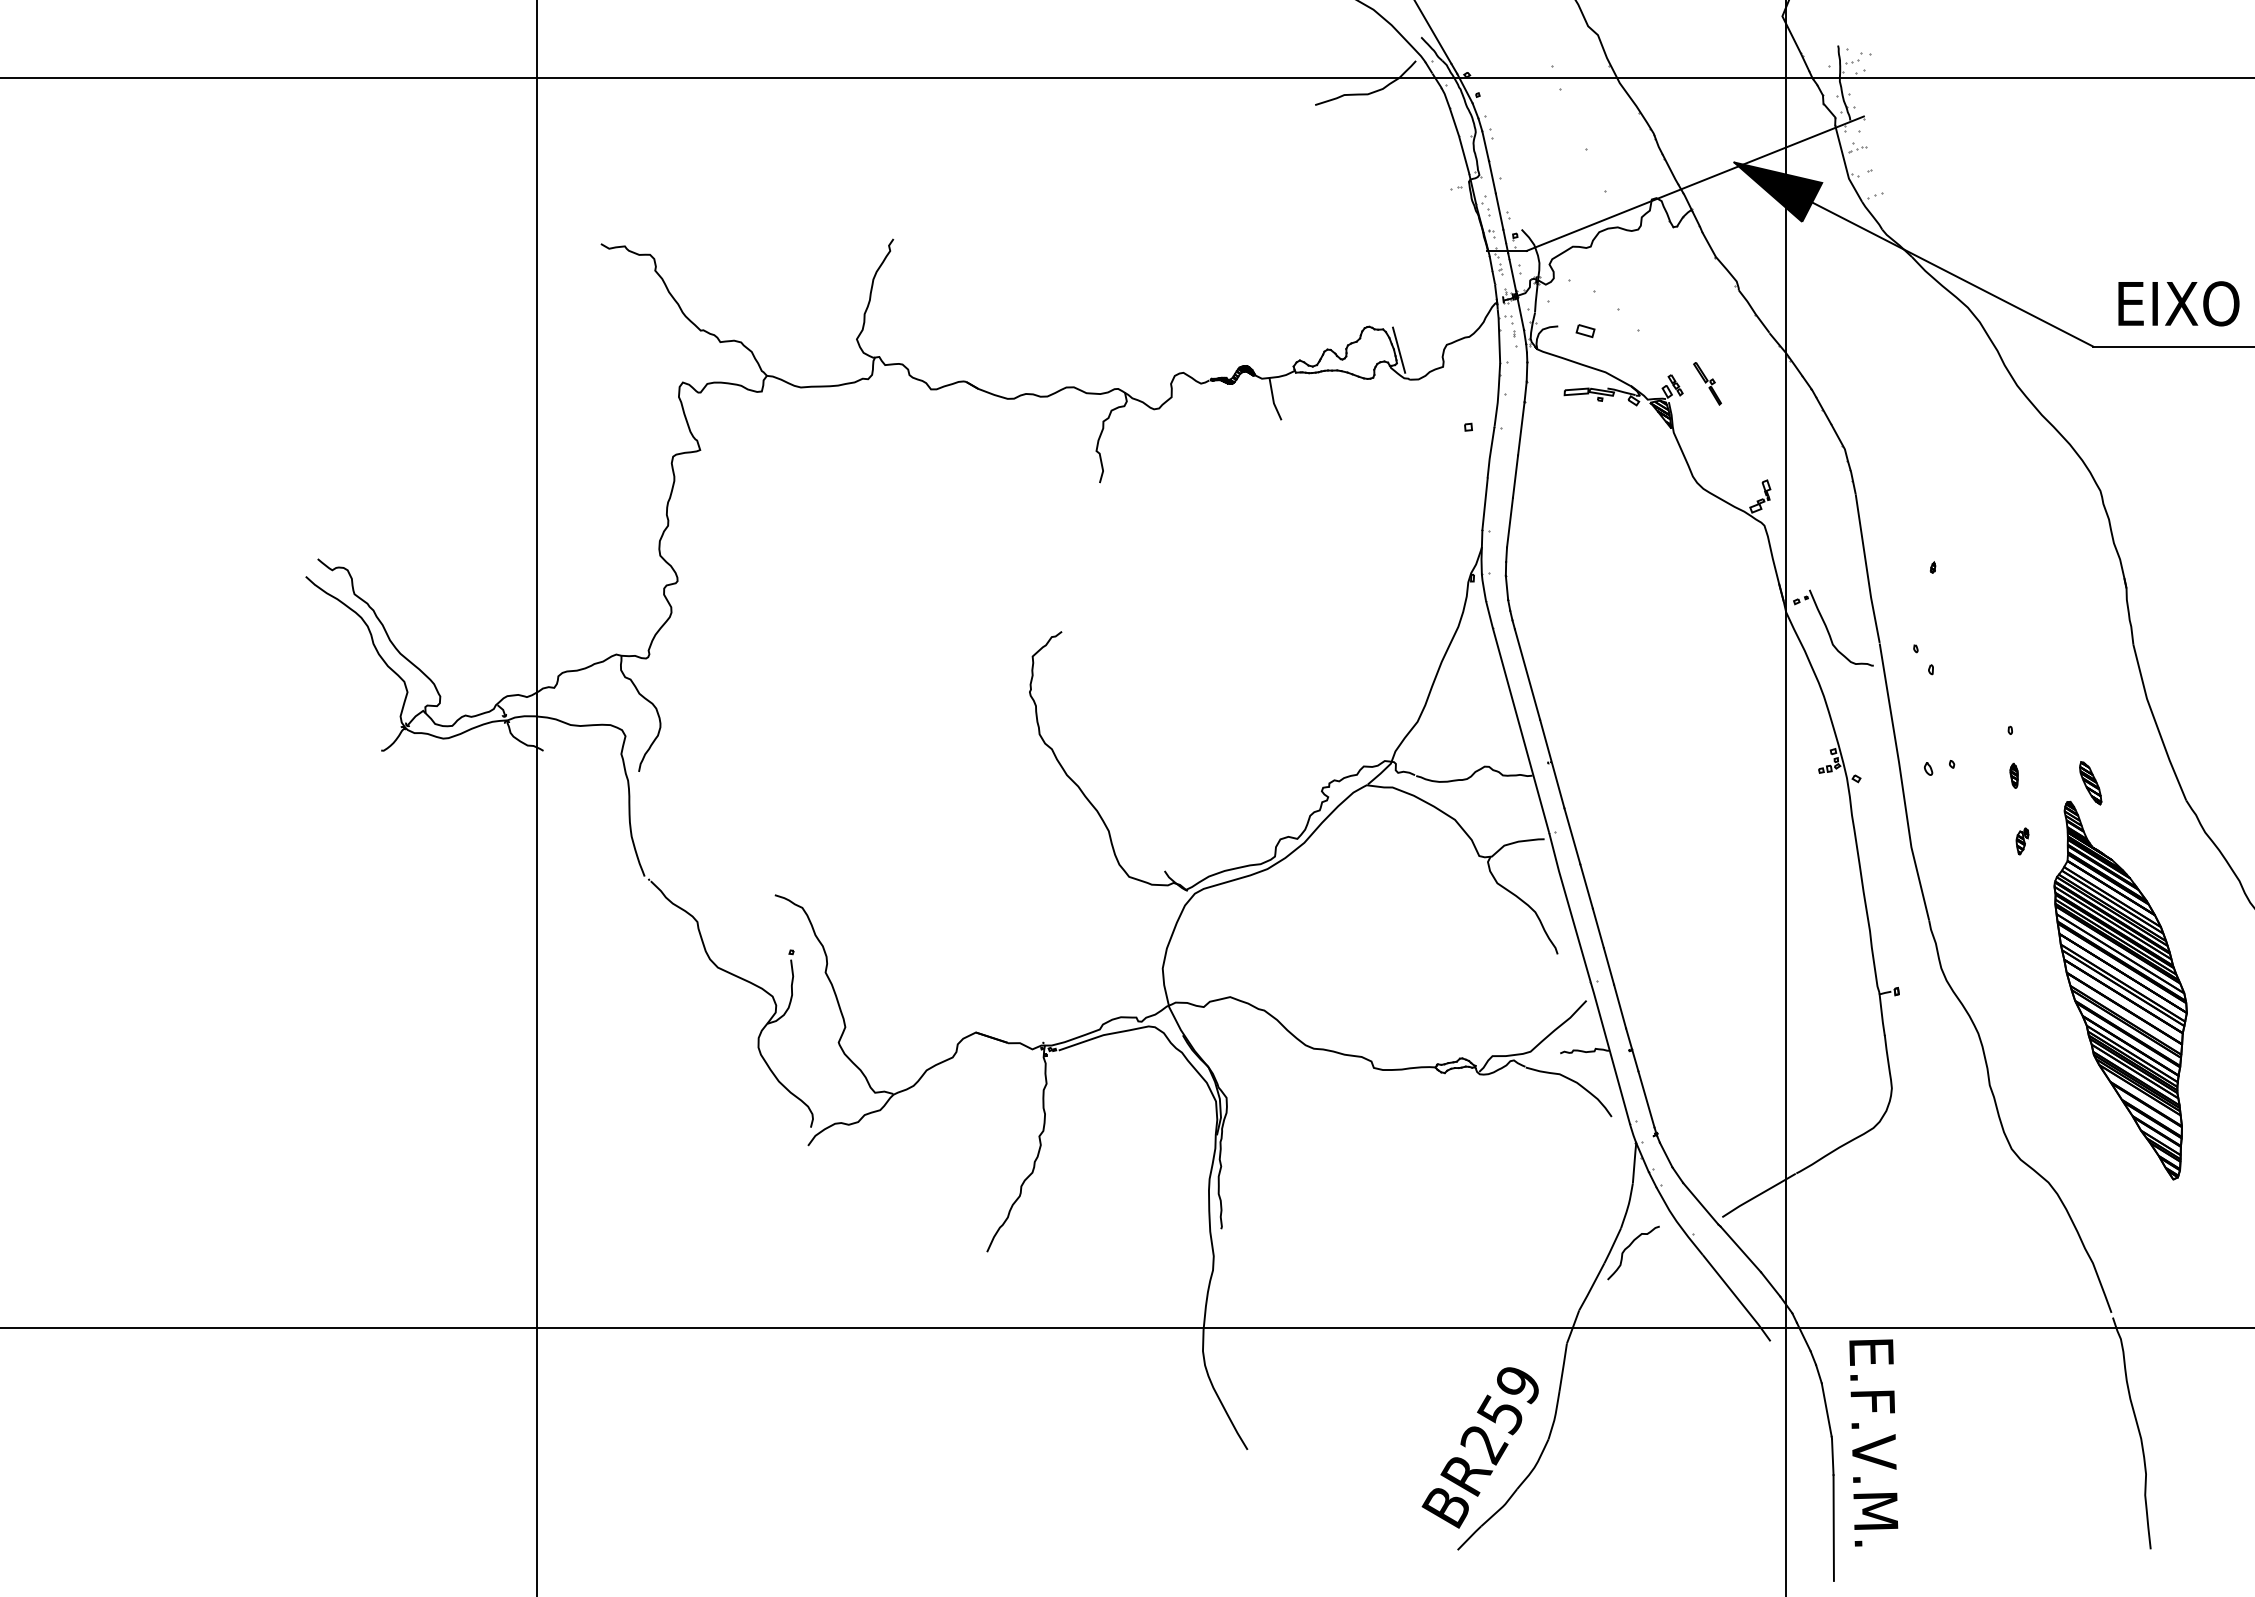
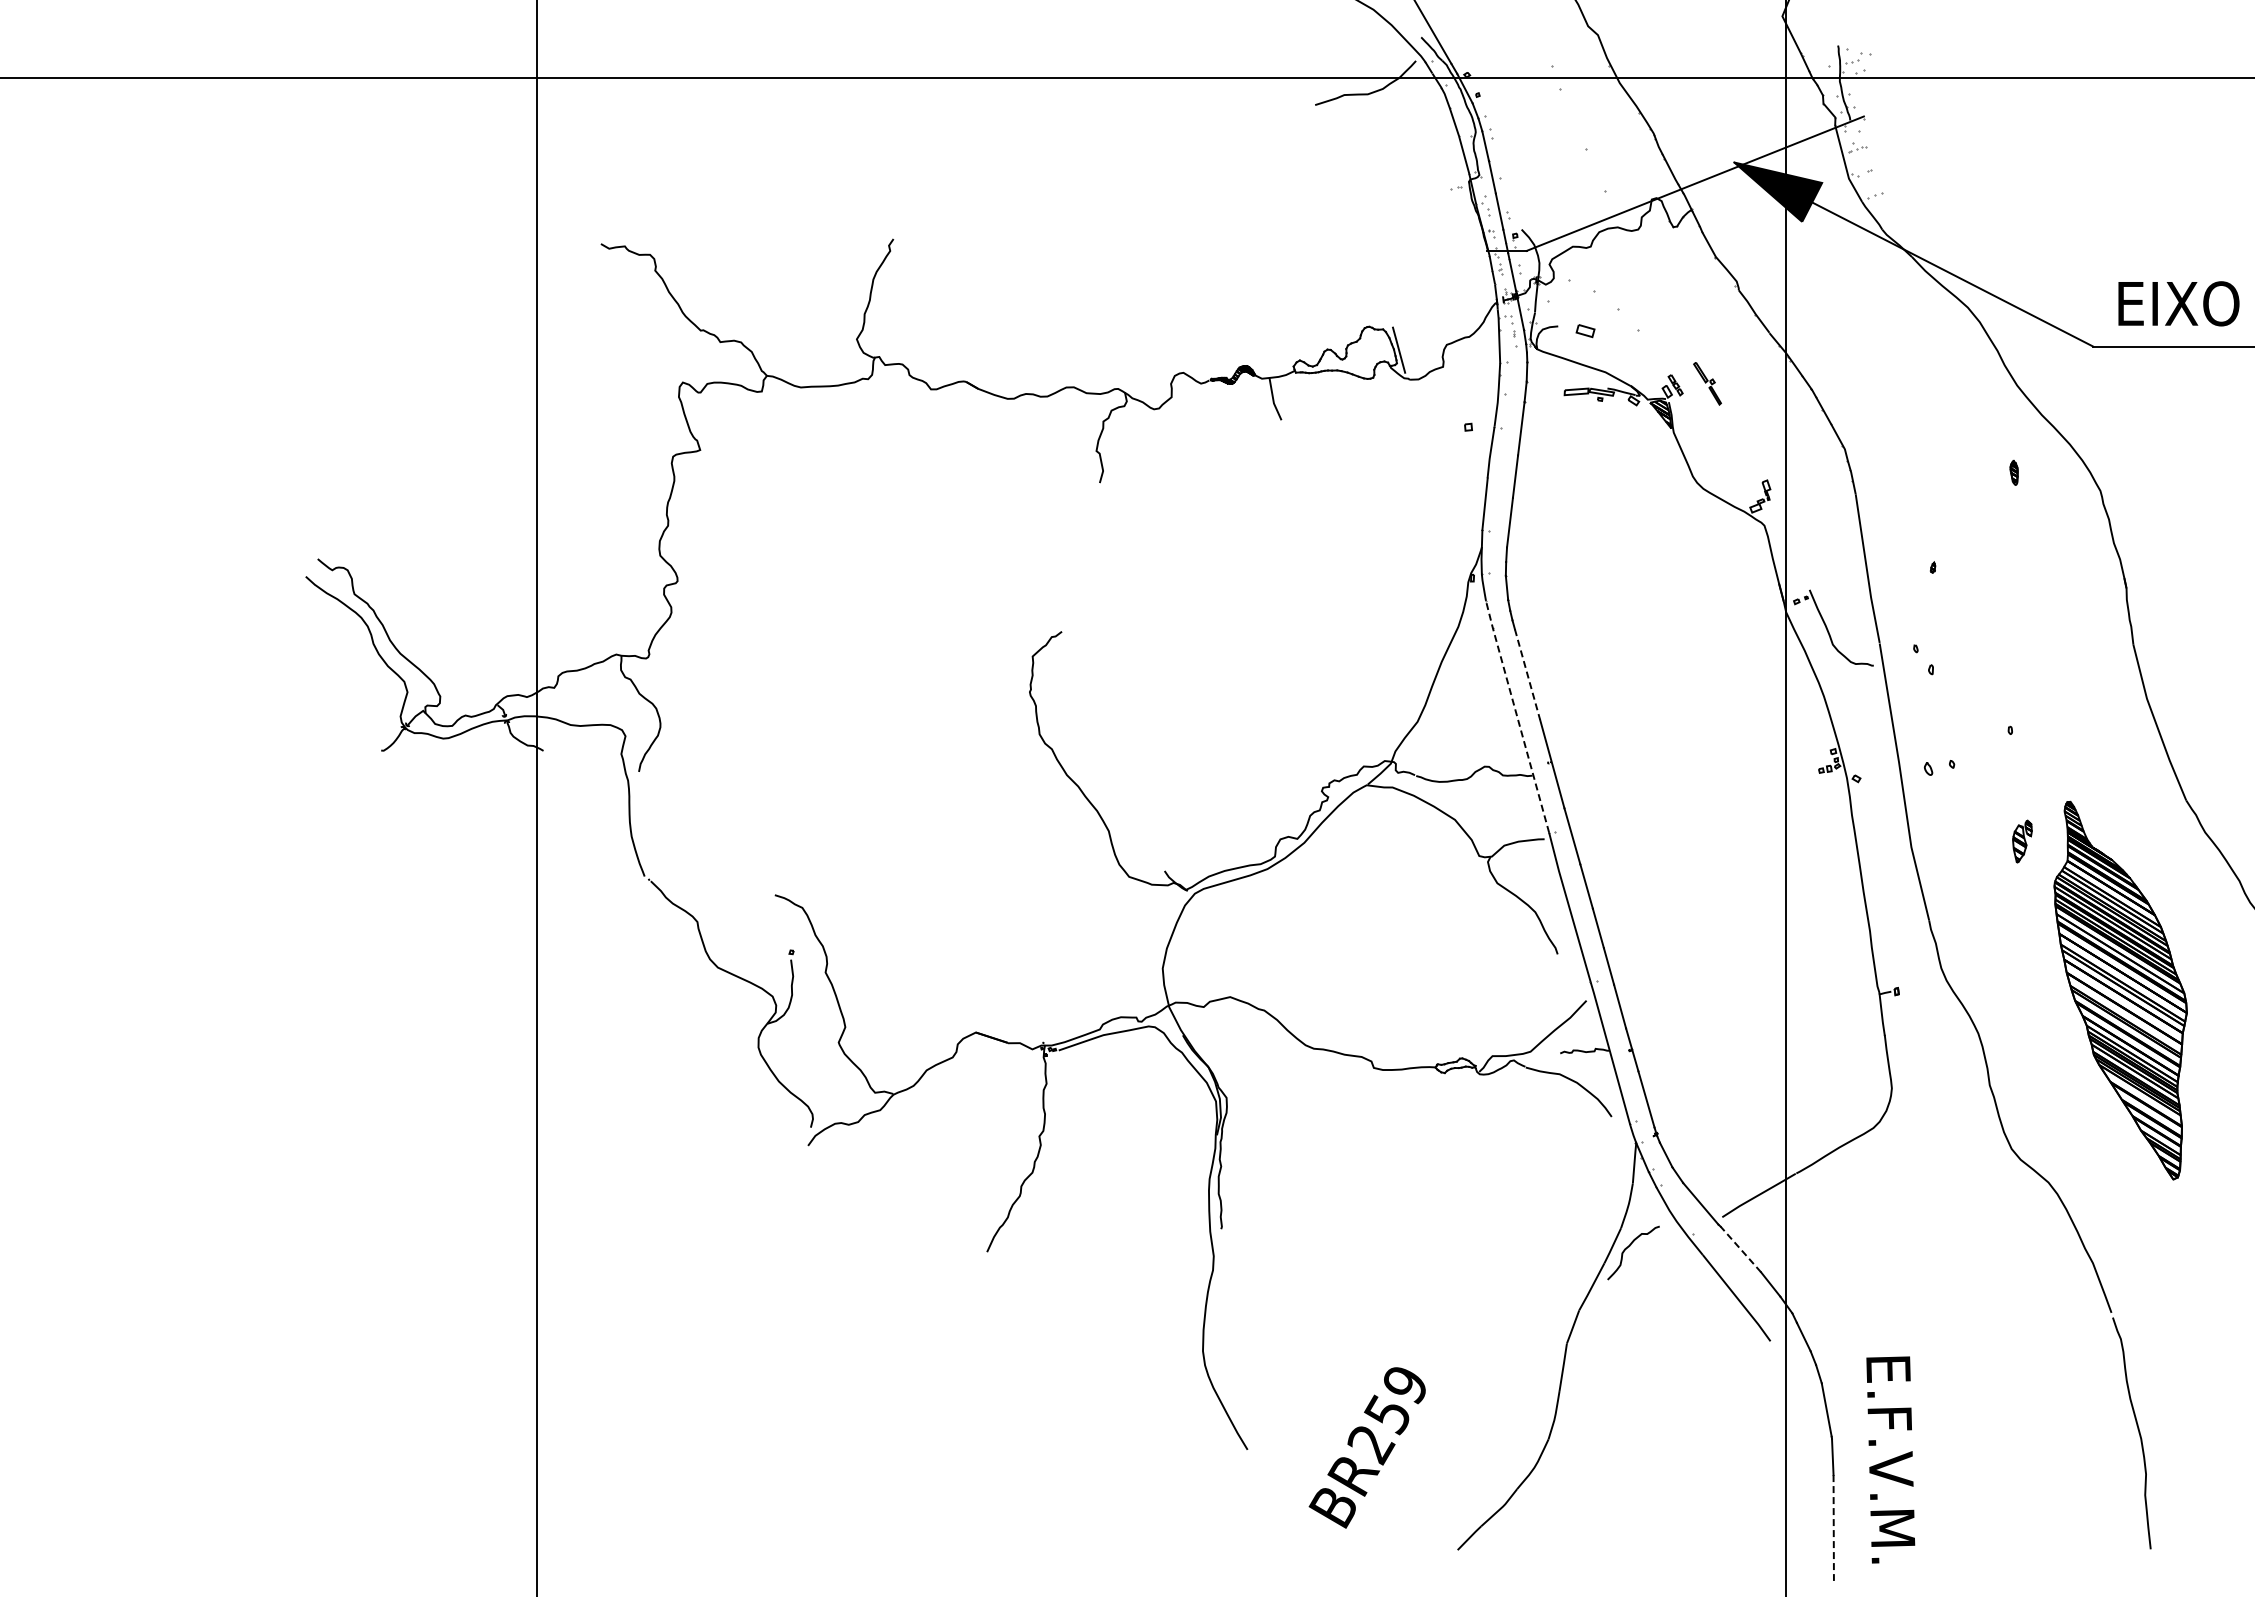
line: solid -> dashed (1527, 675)
line: solid -> dashed (1517, 716)
part position: (2013, 775) -> (2013, 472) (2013, 472)
part: present -> none (2090, 783)
part size: 15x29 px -> 21x45 px (2022, 841)
line: solid -> dashed (1740, 1249)
line: present -> none (1126, 1327)
text position: (1873, 1442) -> (1890, 1459) (1890, 1459)
text position: (1479, 1447) -> (1366, 1447) (1366, 1447)
line: solid -> dashed (1833, 1528)
